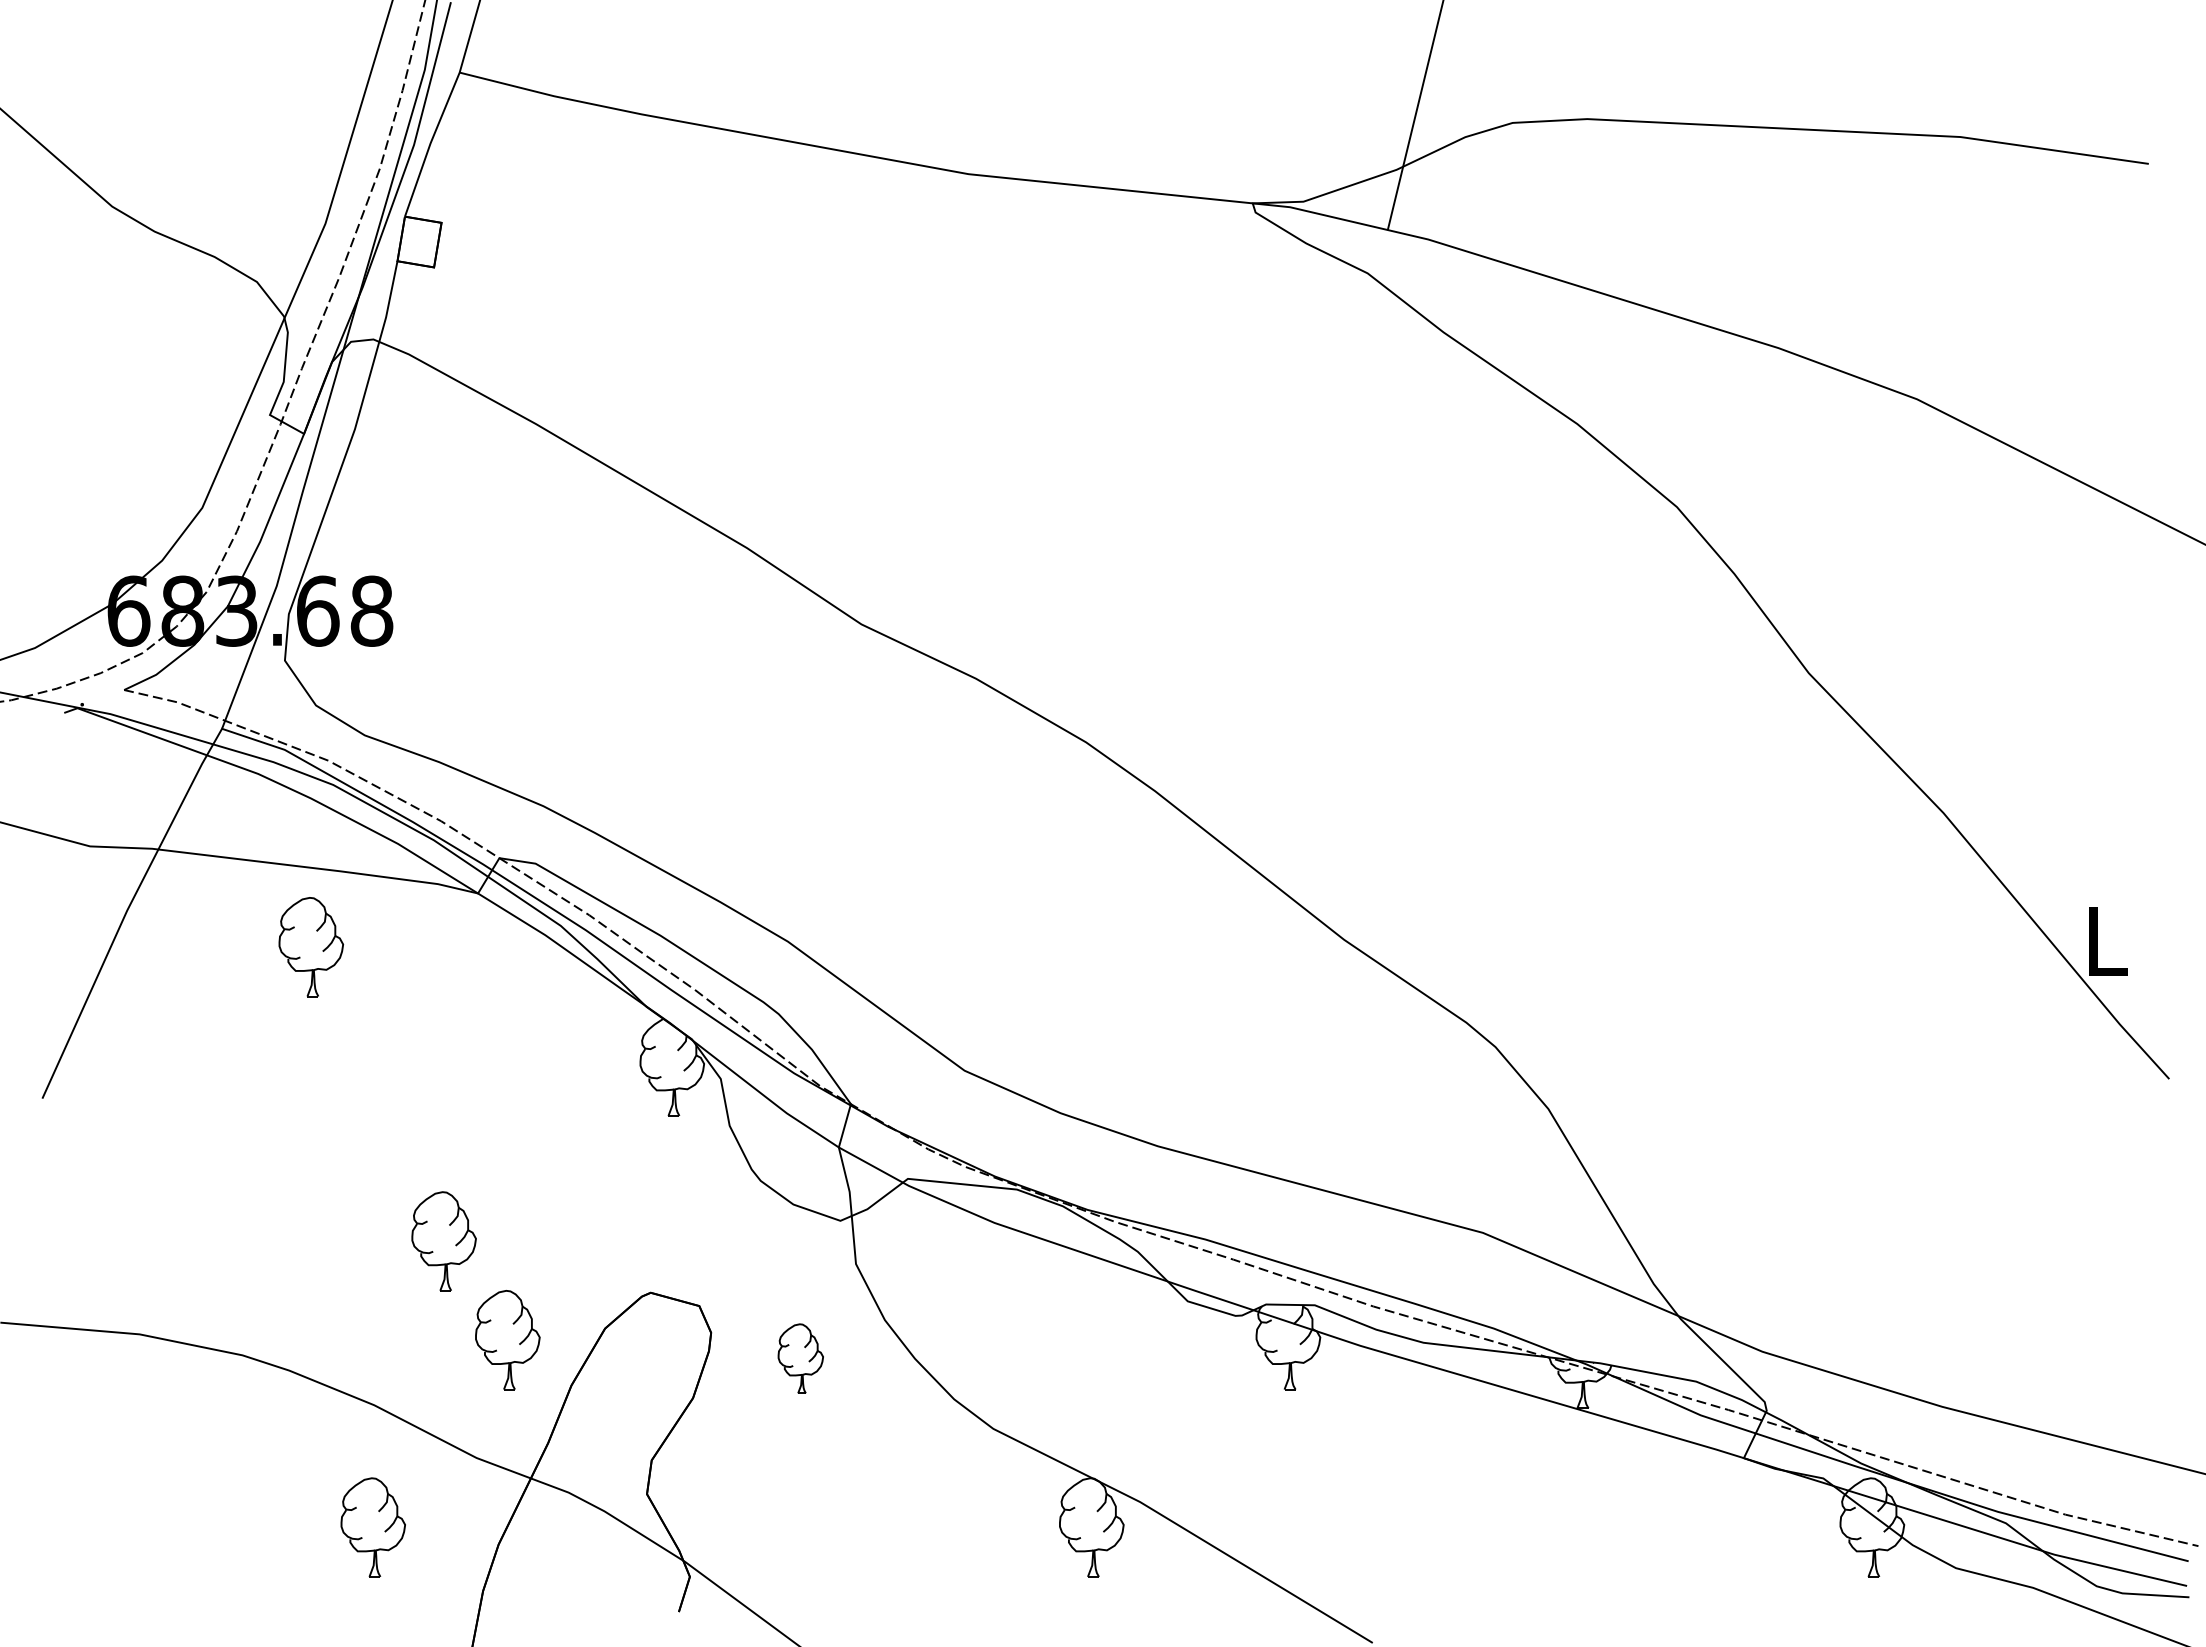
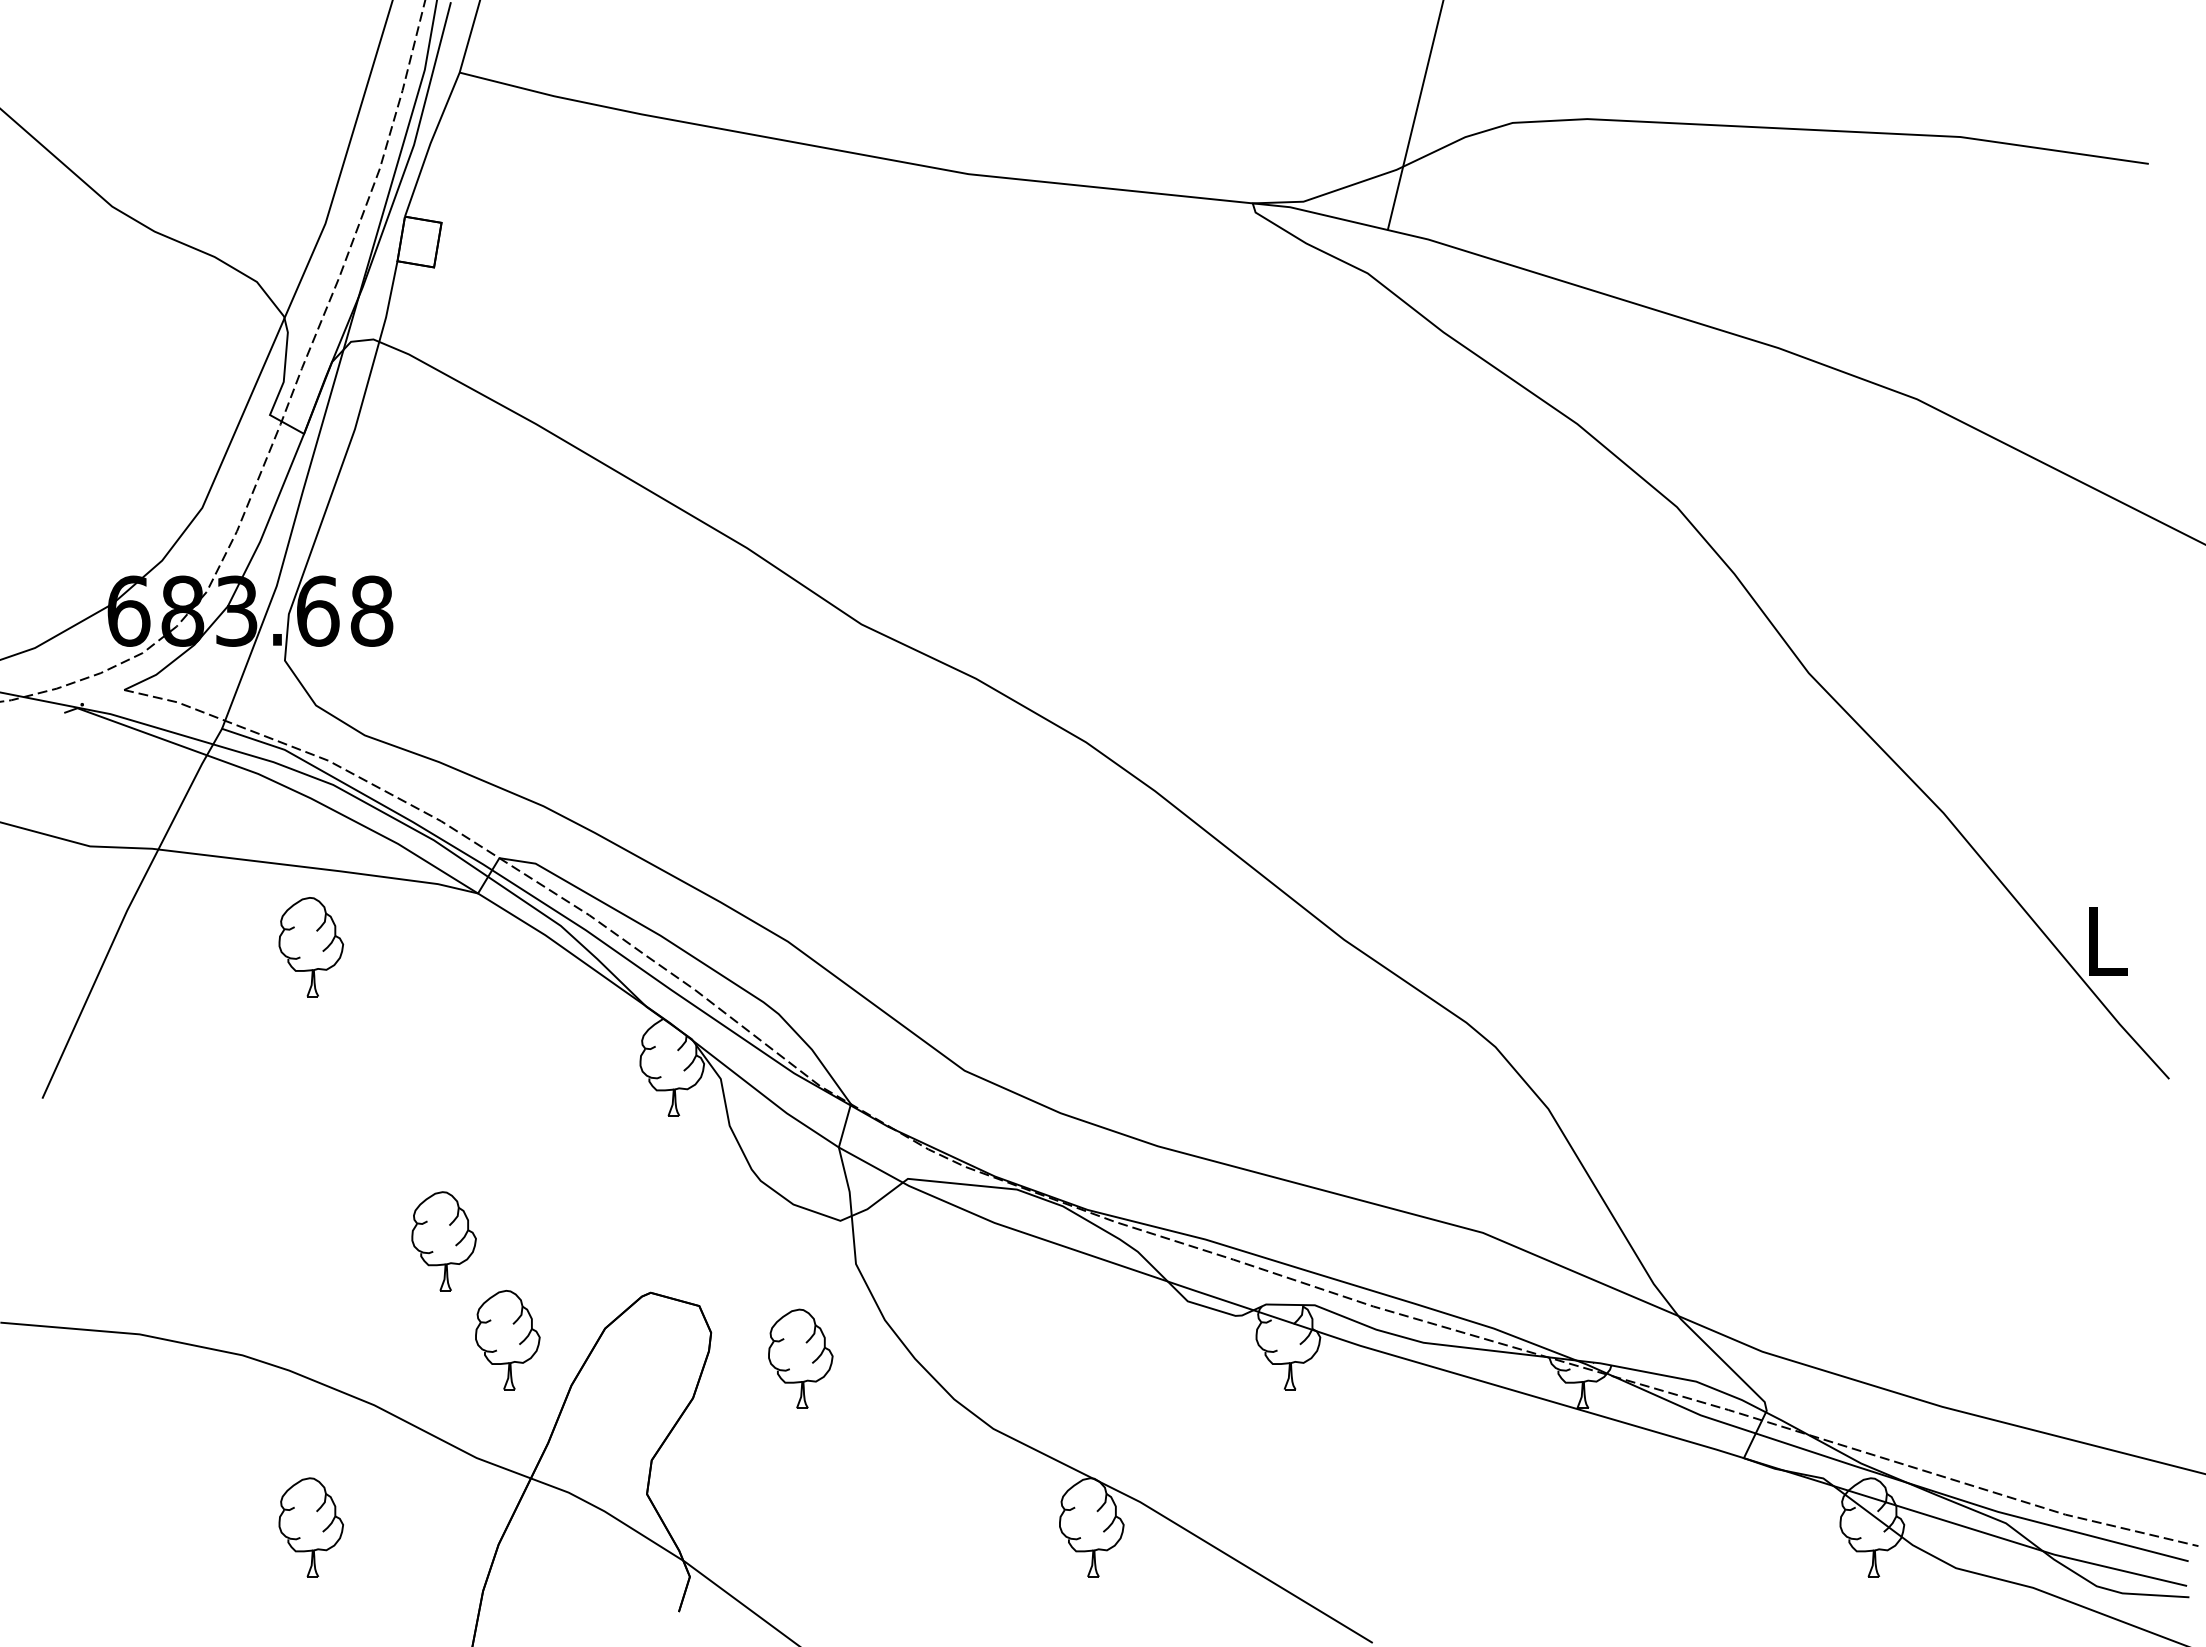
part size: 47x71 px -> 66x101 px (800, 1358)
part position: (372, 1527) -> (310, 1527) (310, 1527)
